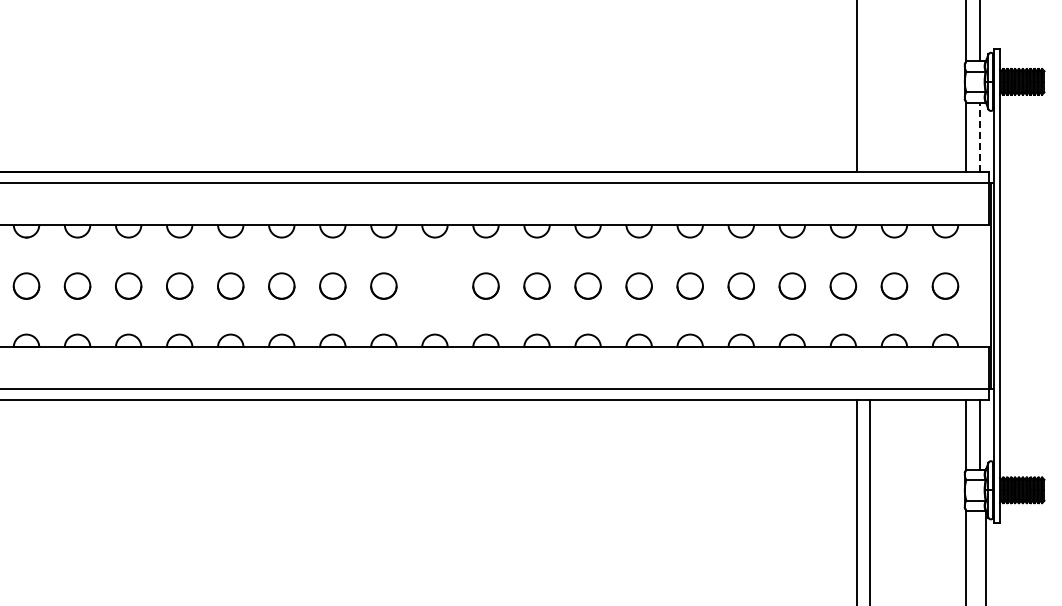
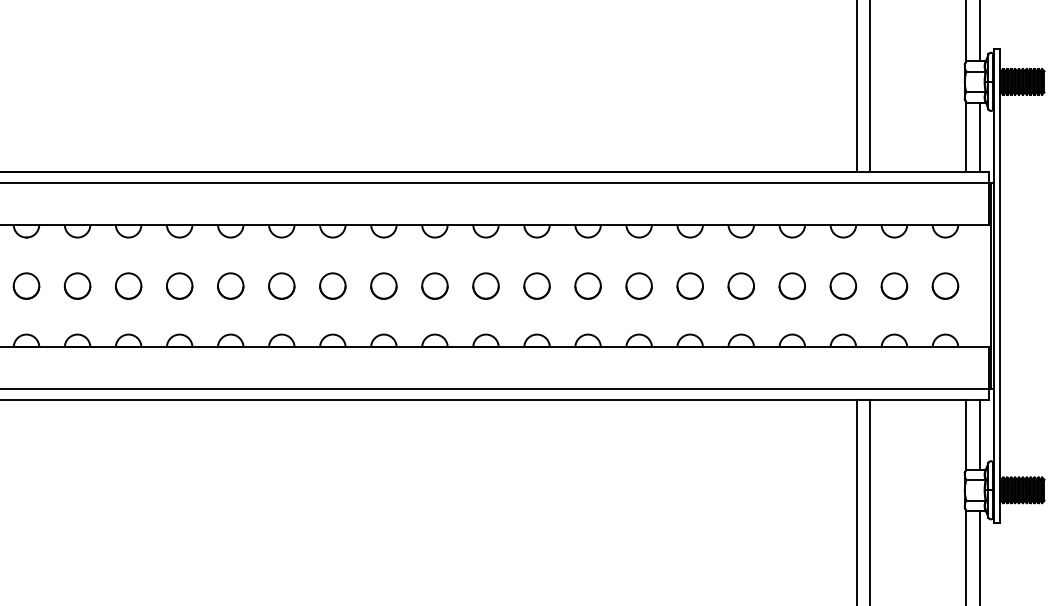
line: none -> present (870, 87)
line: dashed -> solid (979, 137)
circle: none -> present (434, 285)
line position: (985, 556) -> (979, 556) (979, 556)
